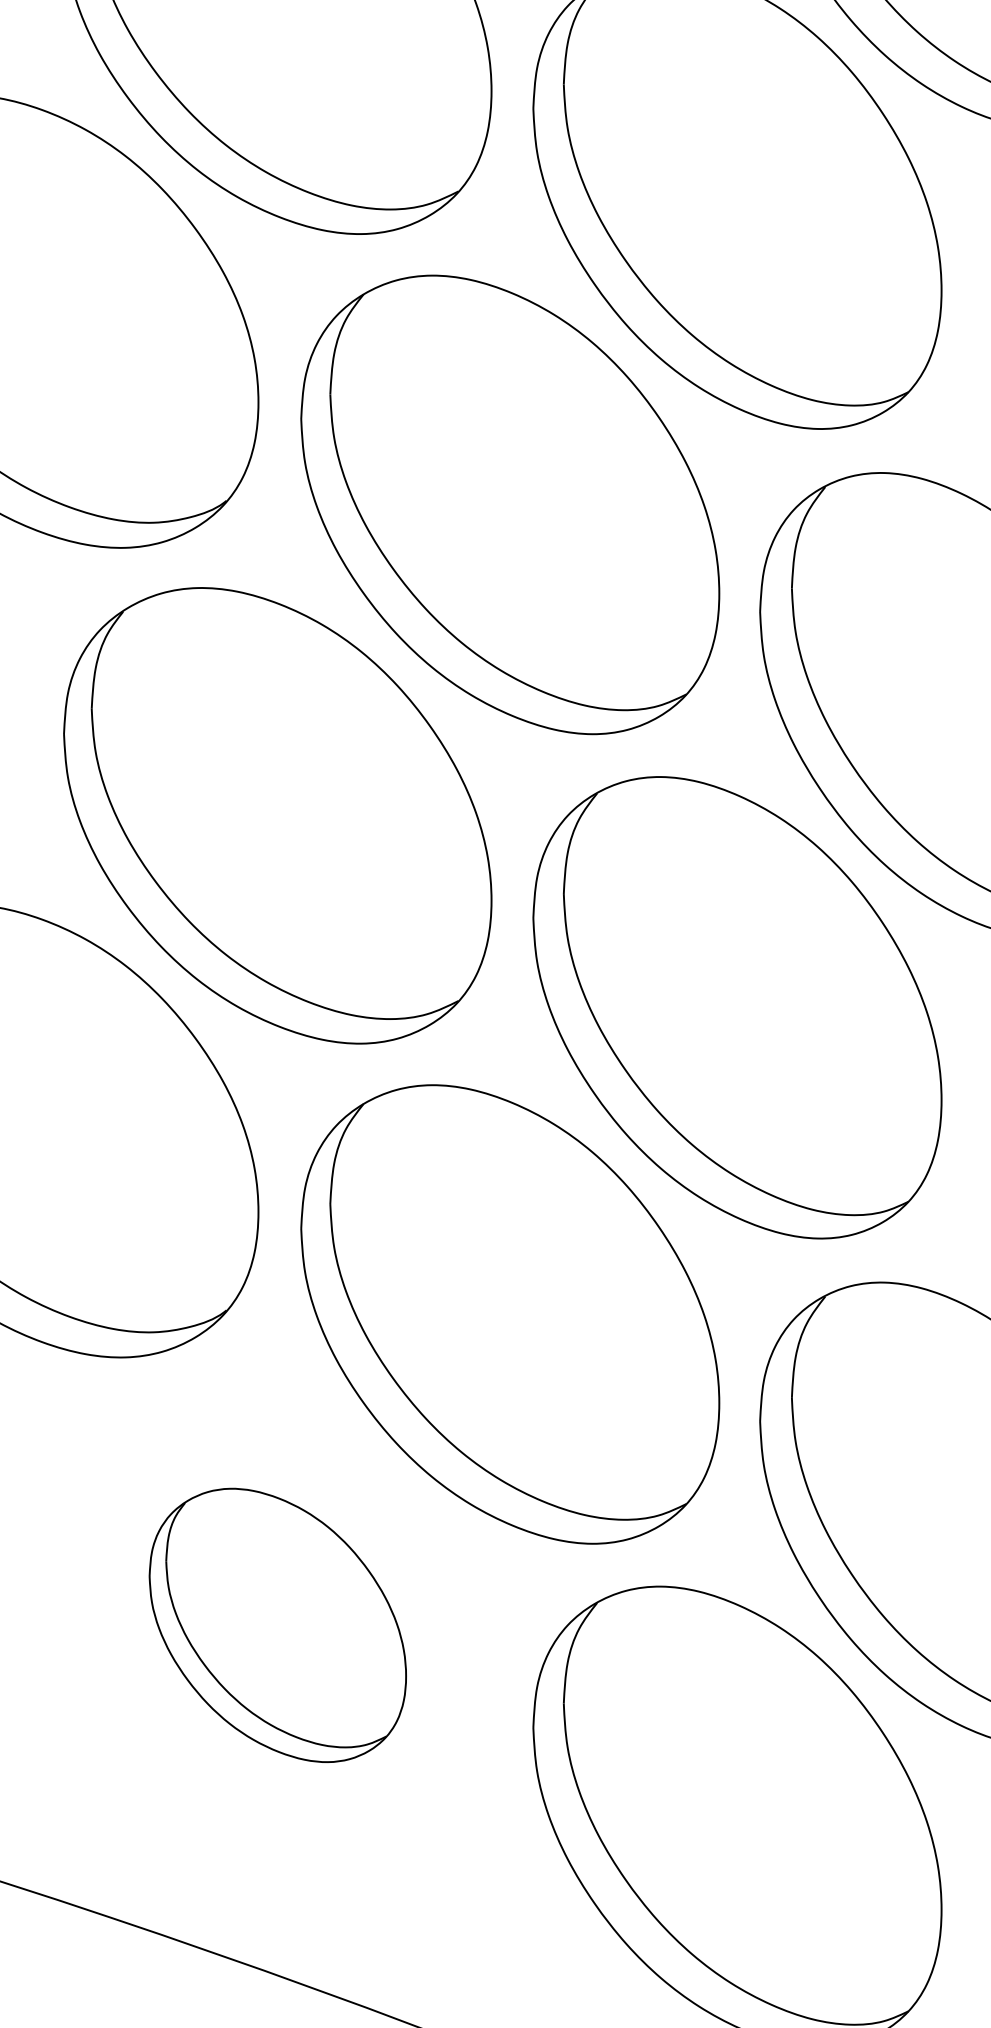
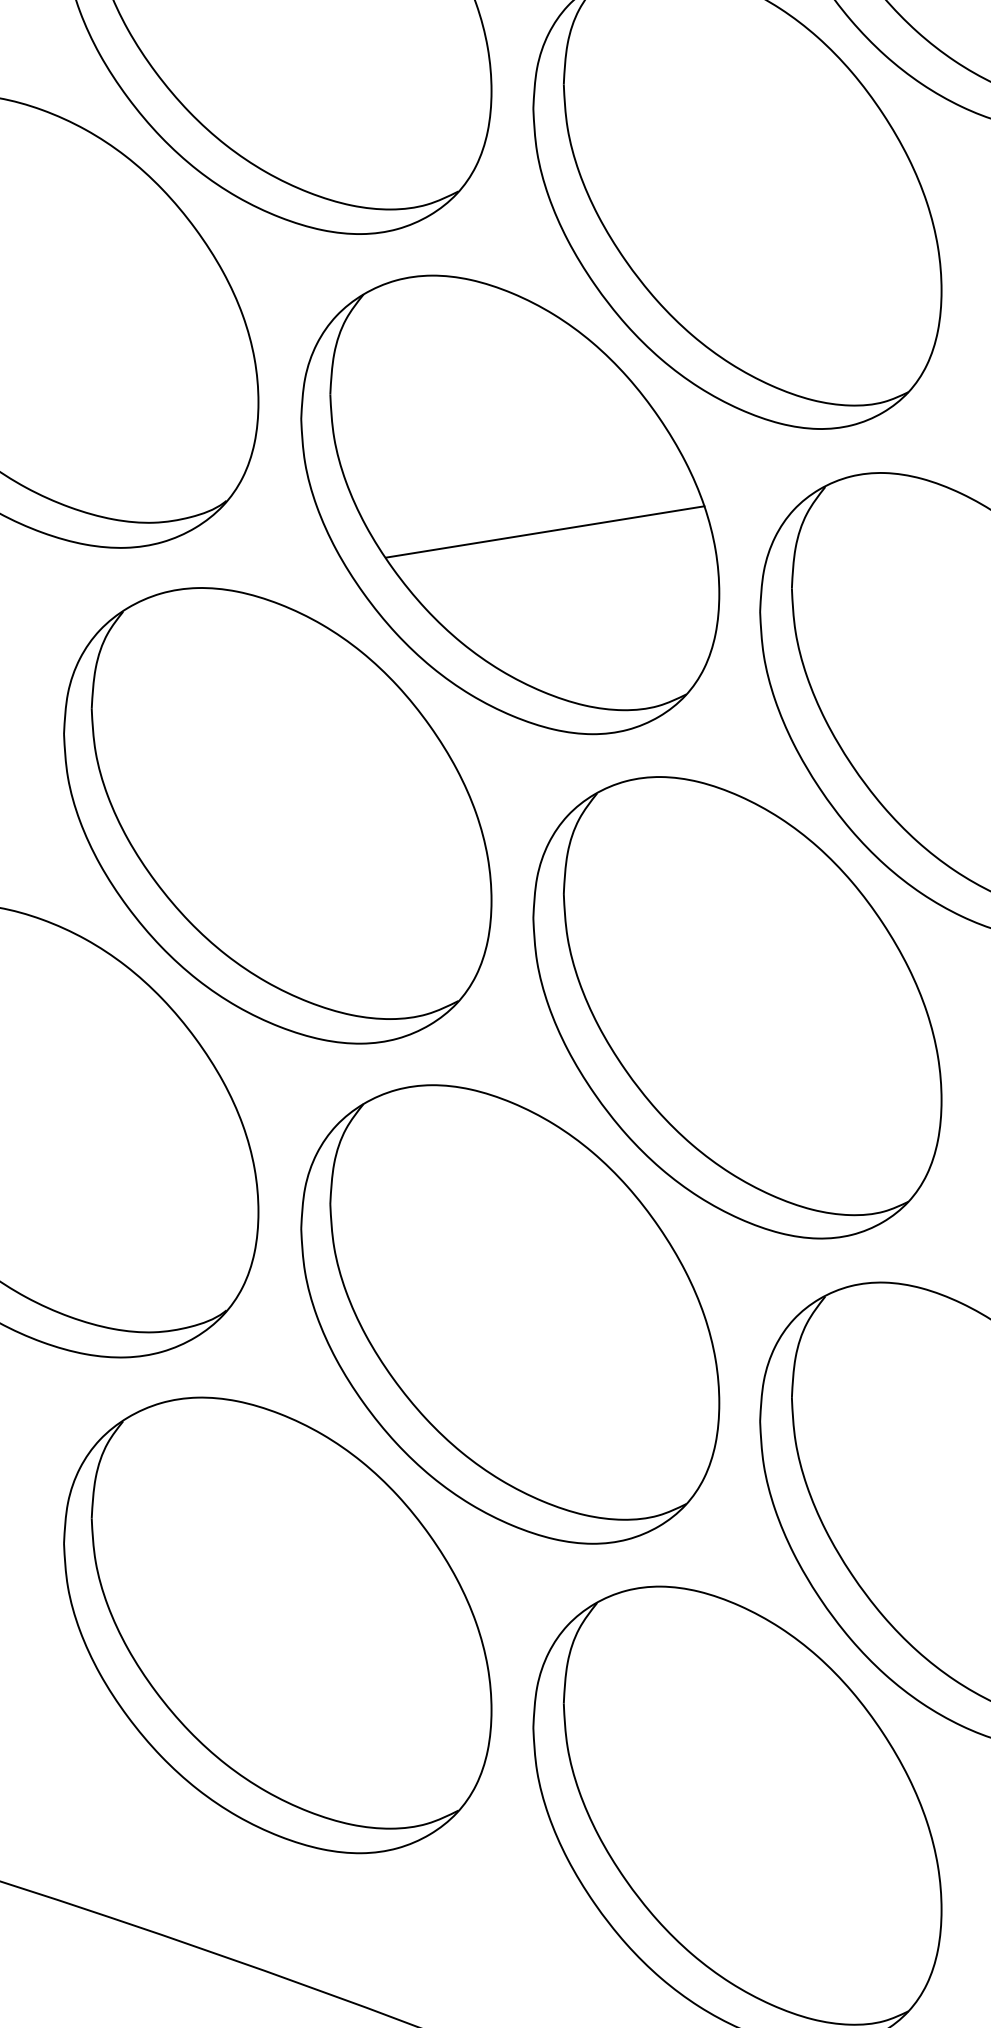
line: none -> present (545, 531)
part size: 259x276 px -> 430x459 px (277, 1625)
